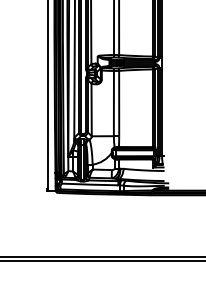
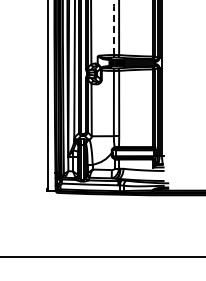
line: solid -> dashed (114, 27)
line: present -> none (102, 260)
